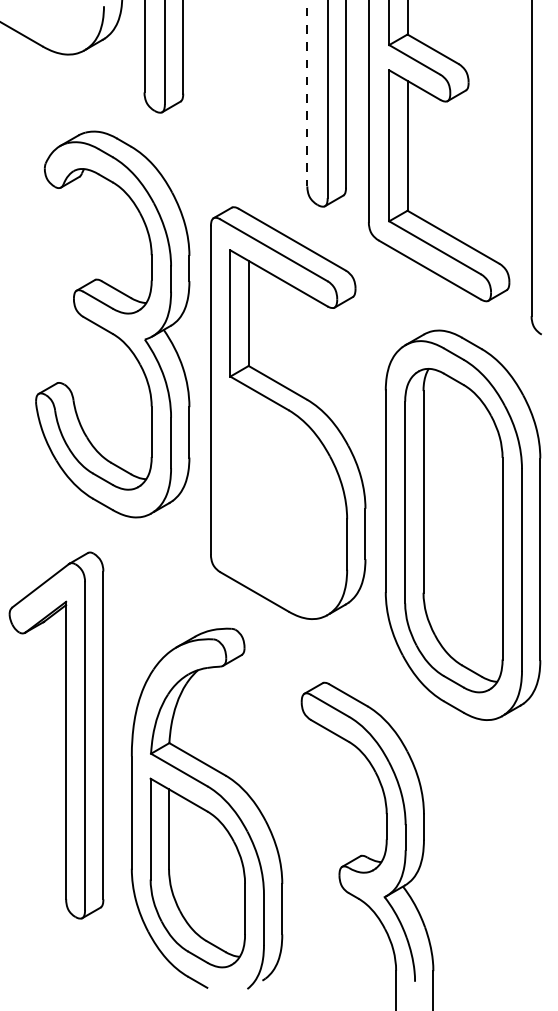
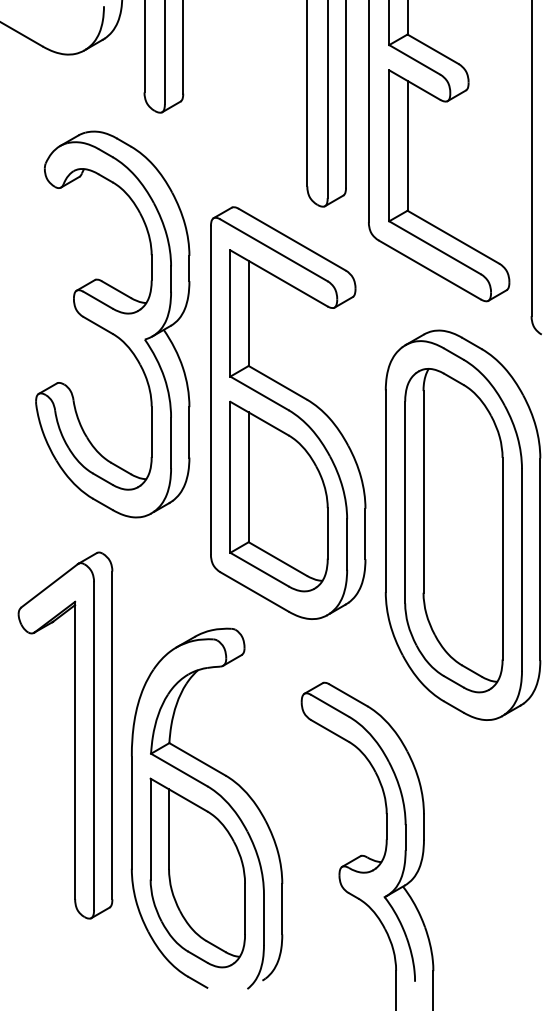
line: dashed -> solid (307, 93)
part: none -> present (278, 496)
part position: (65, 735) -> (74, 735) (74, 735)
